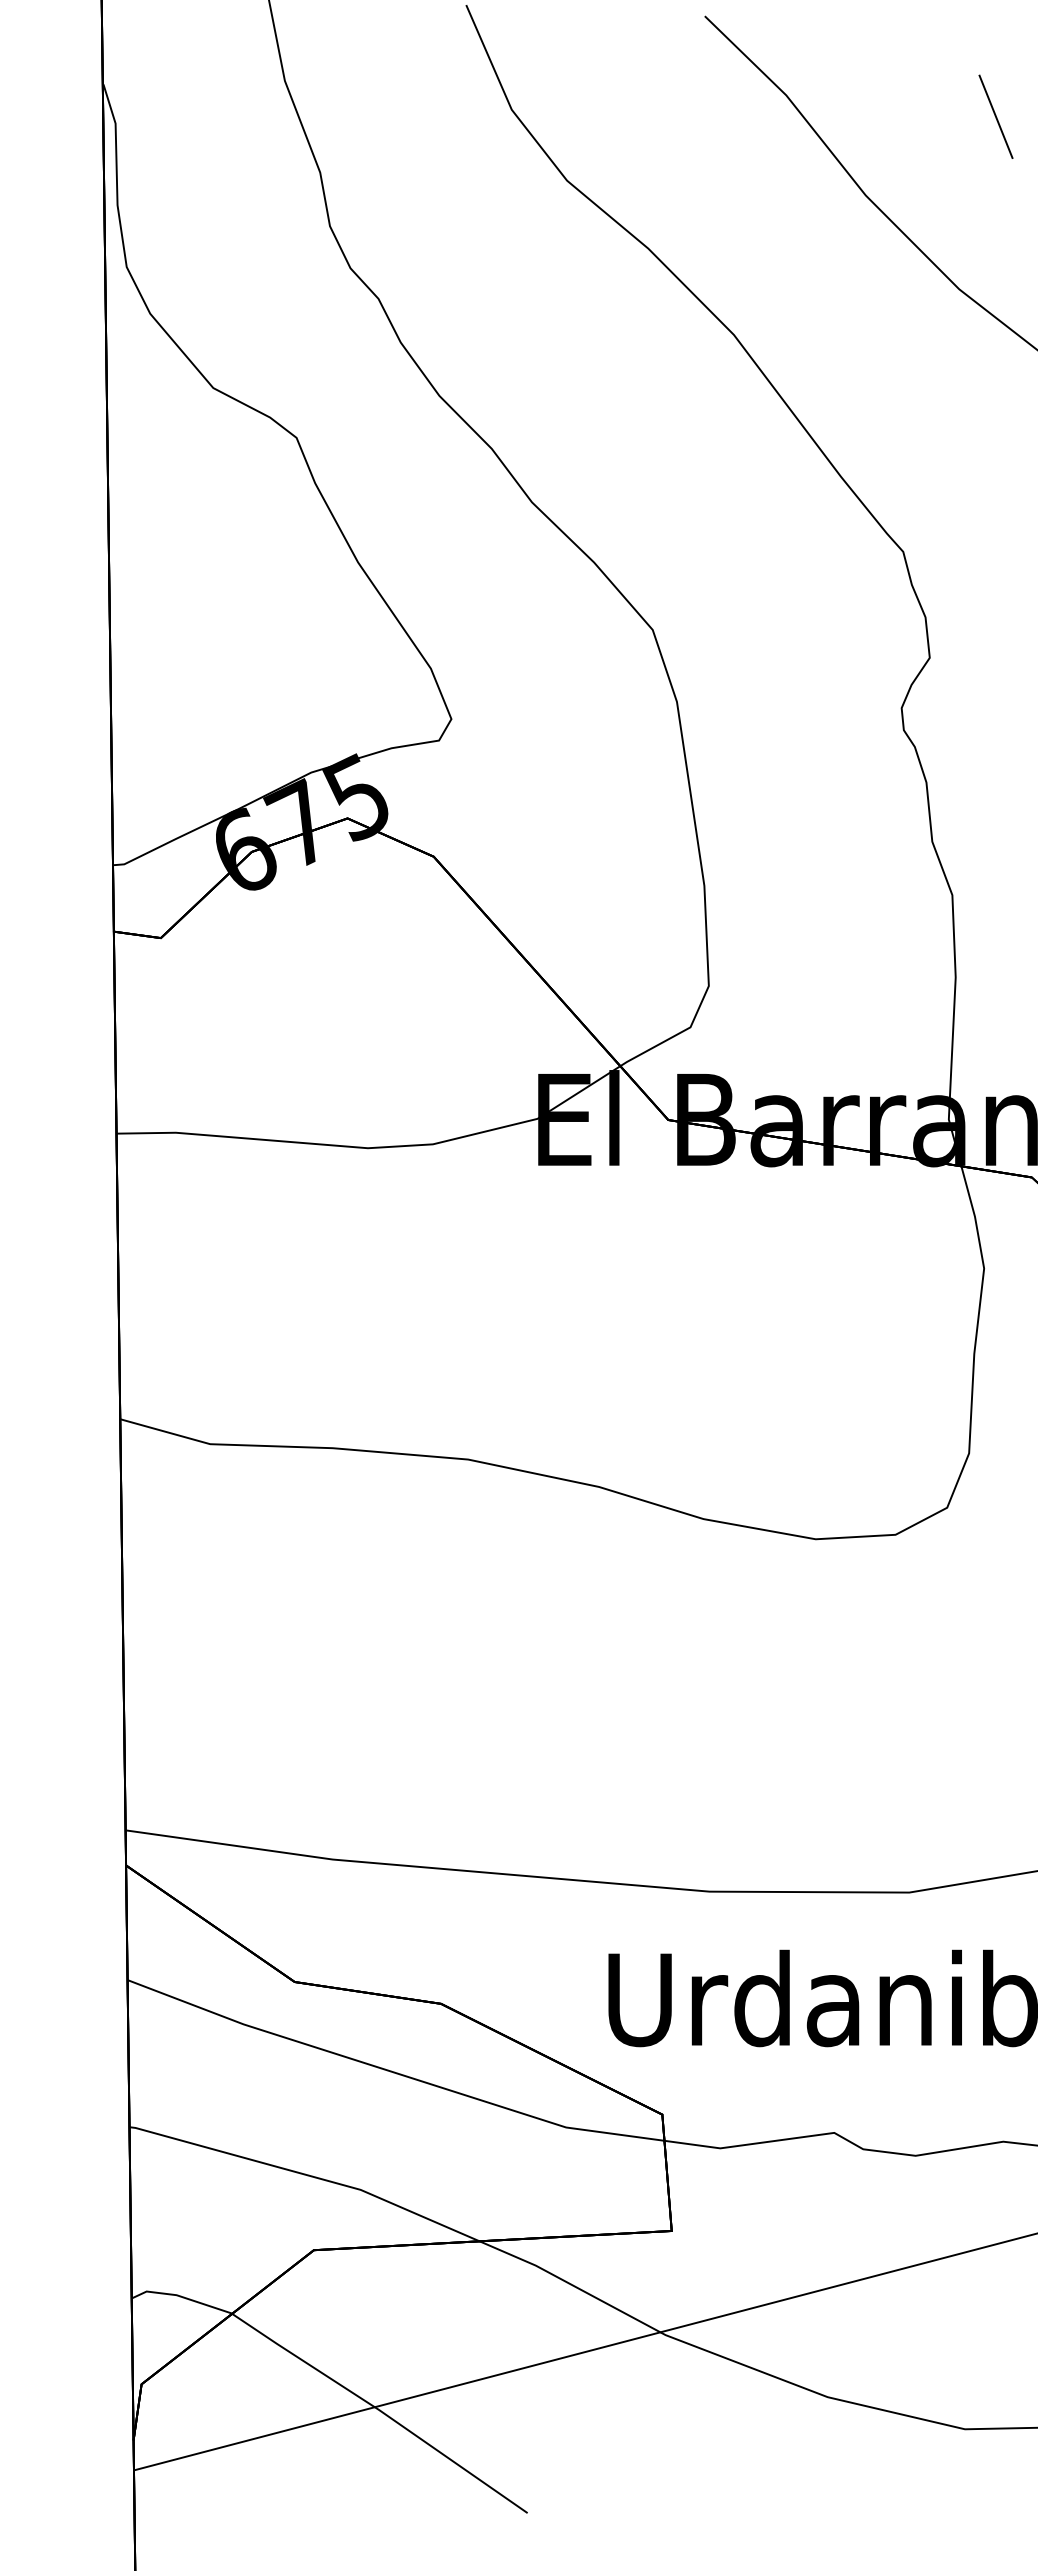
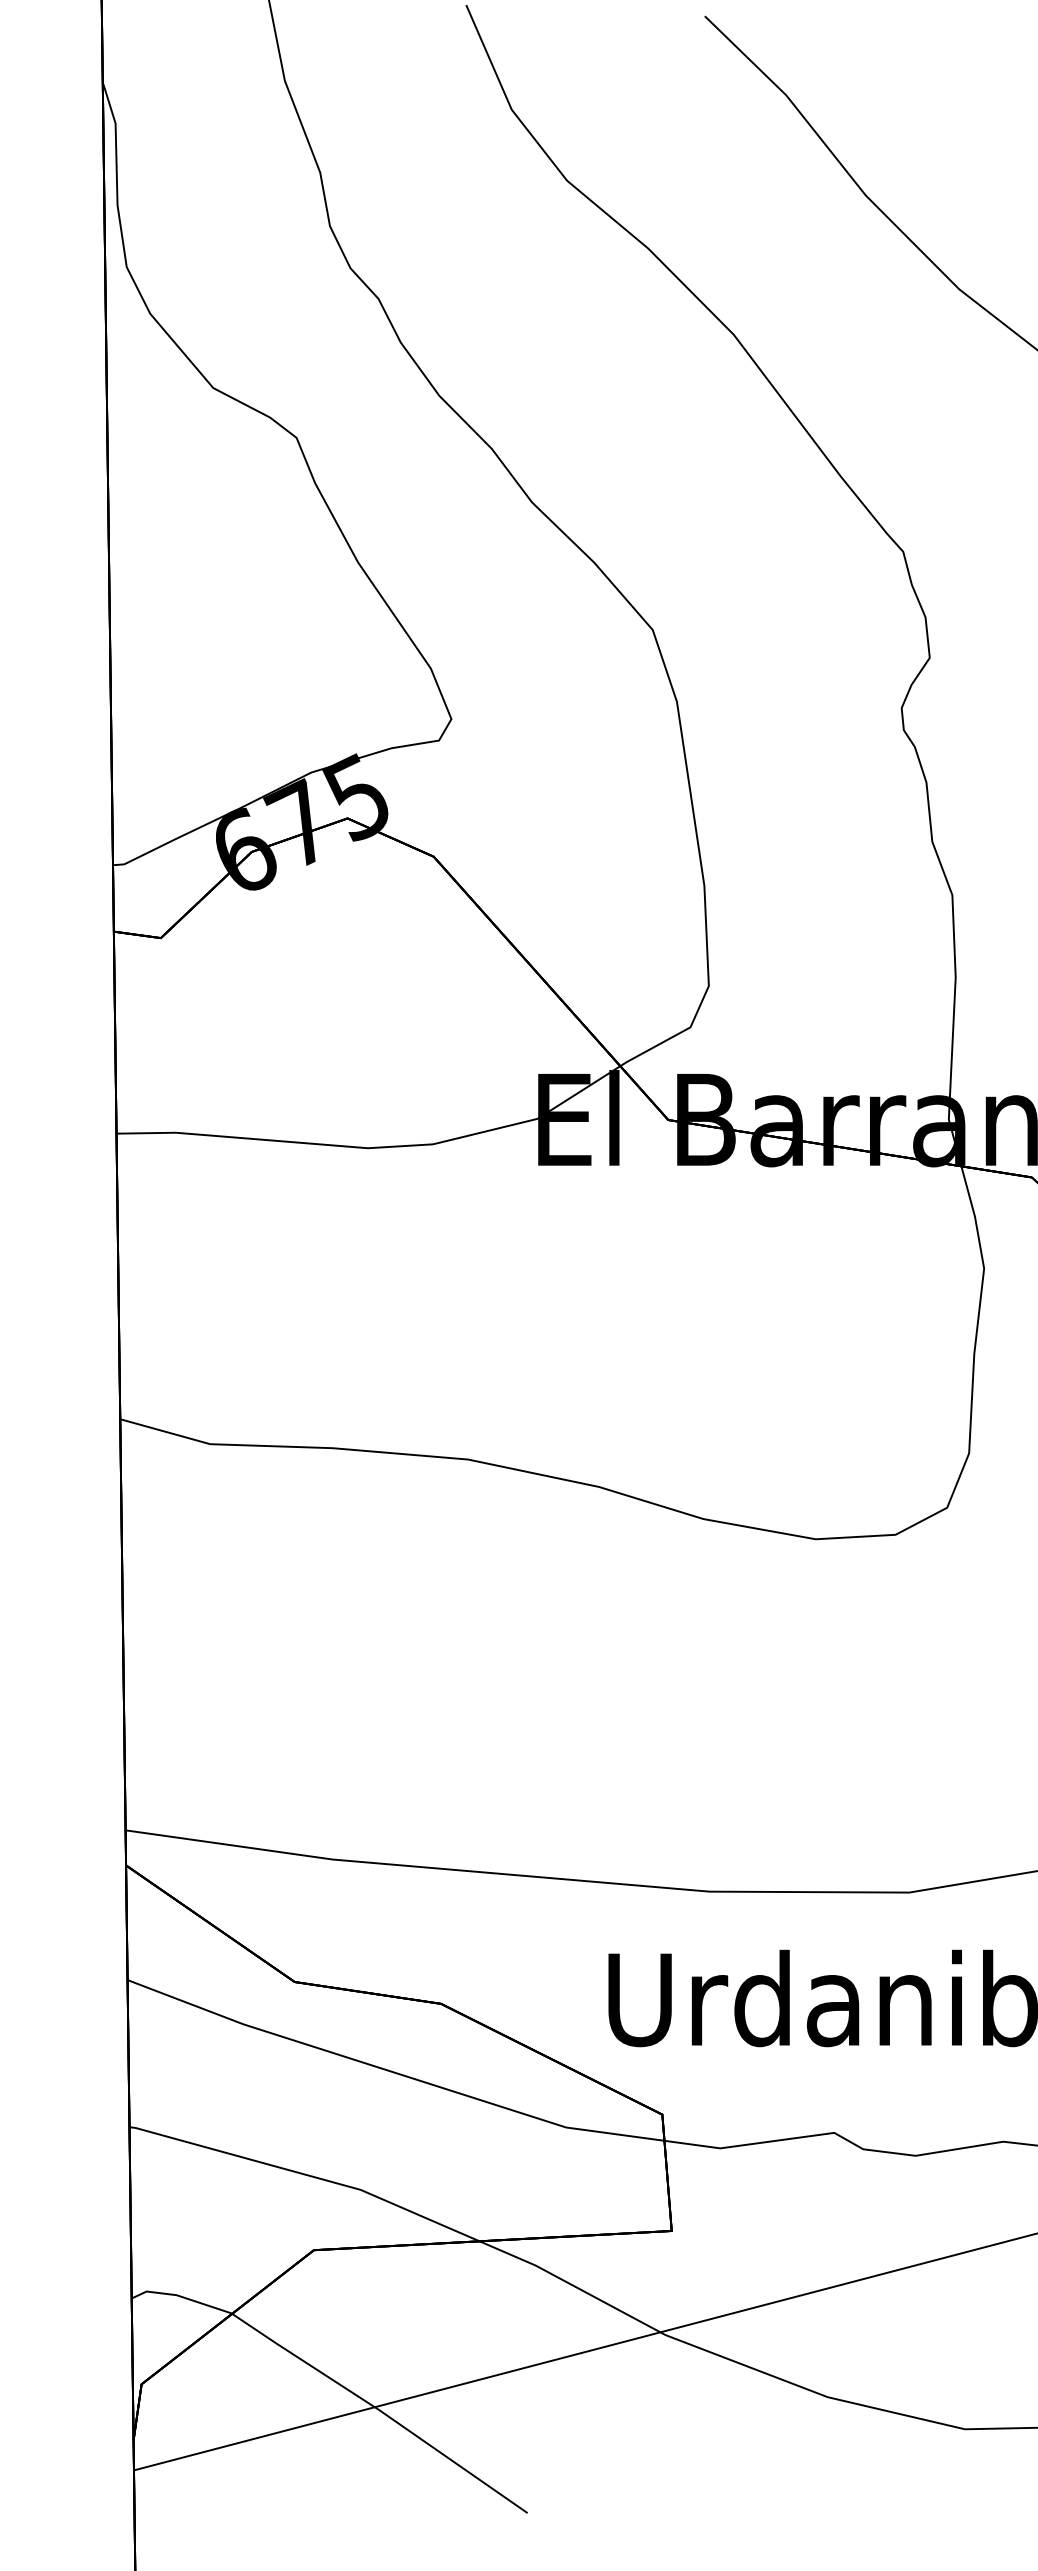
line: present -> none (995, 116)
